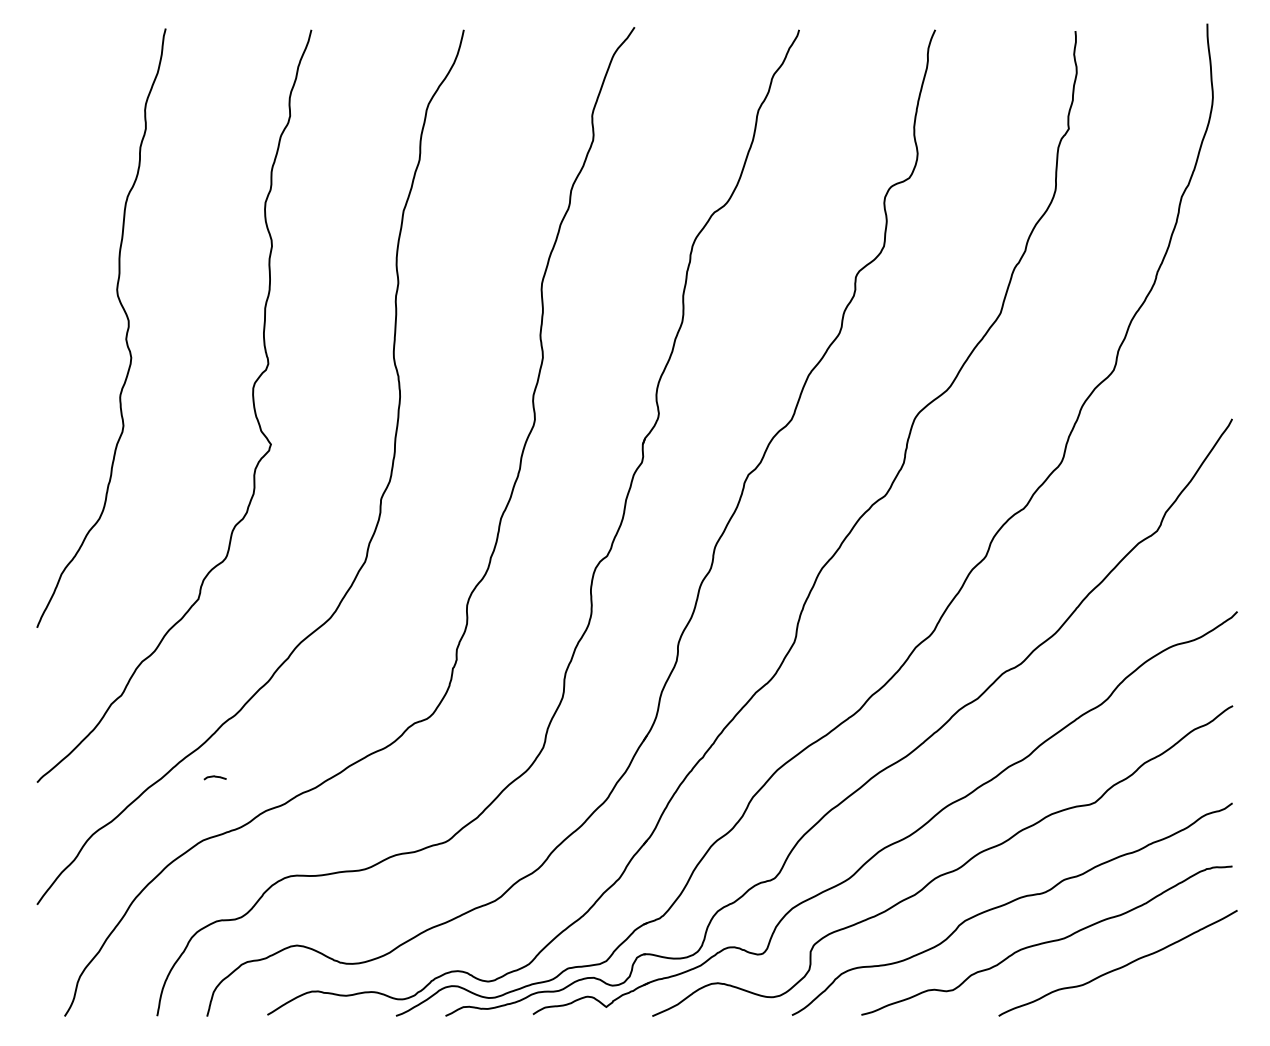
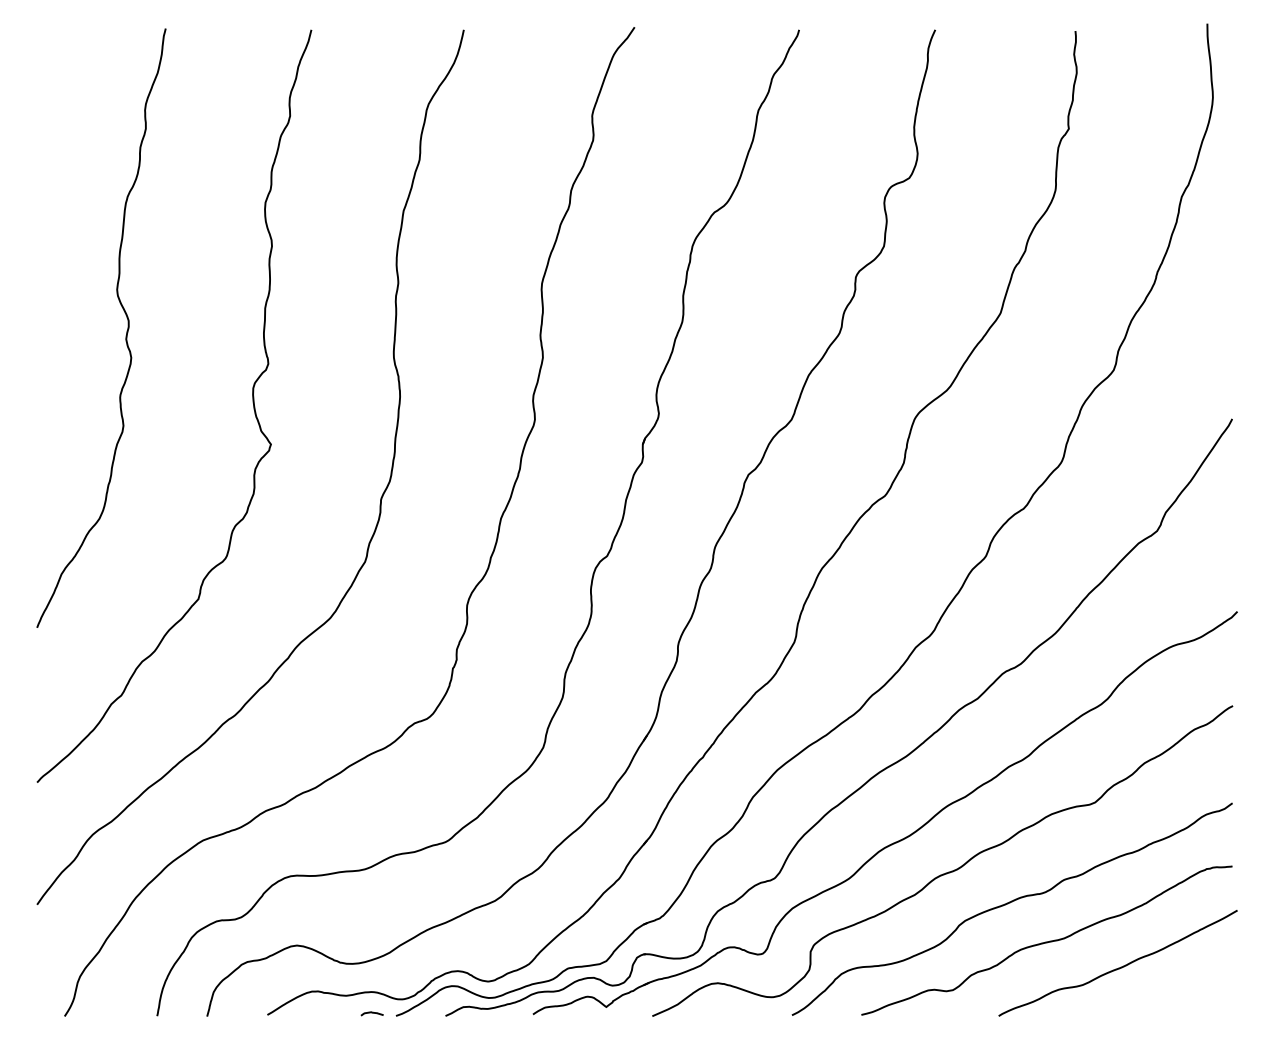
curve position: (214, 777) -> (371, 1013) (371, 1013)
